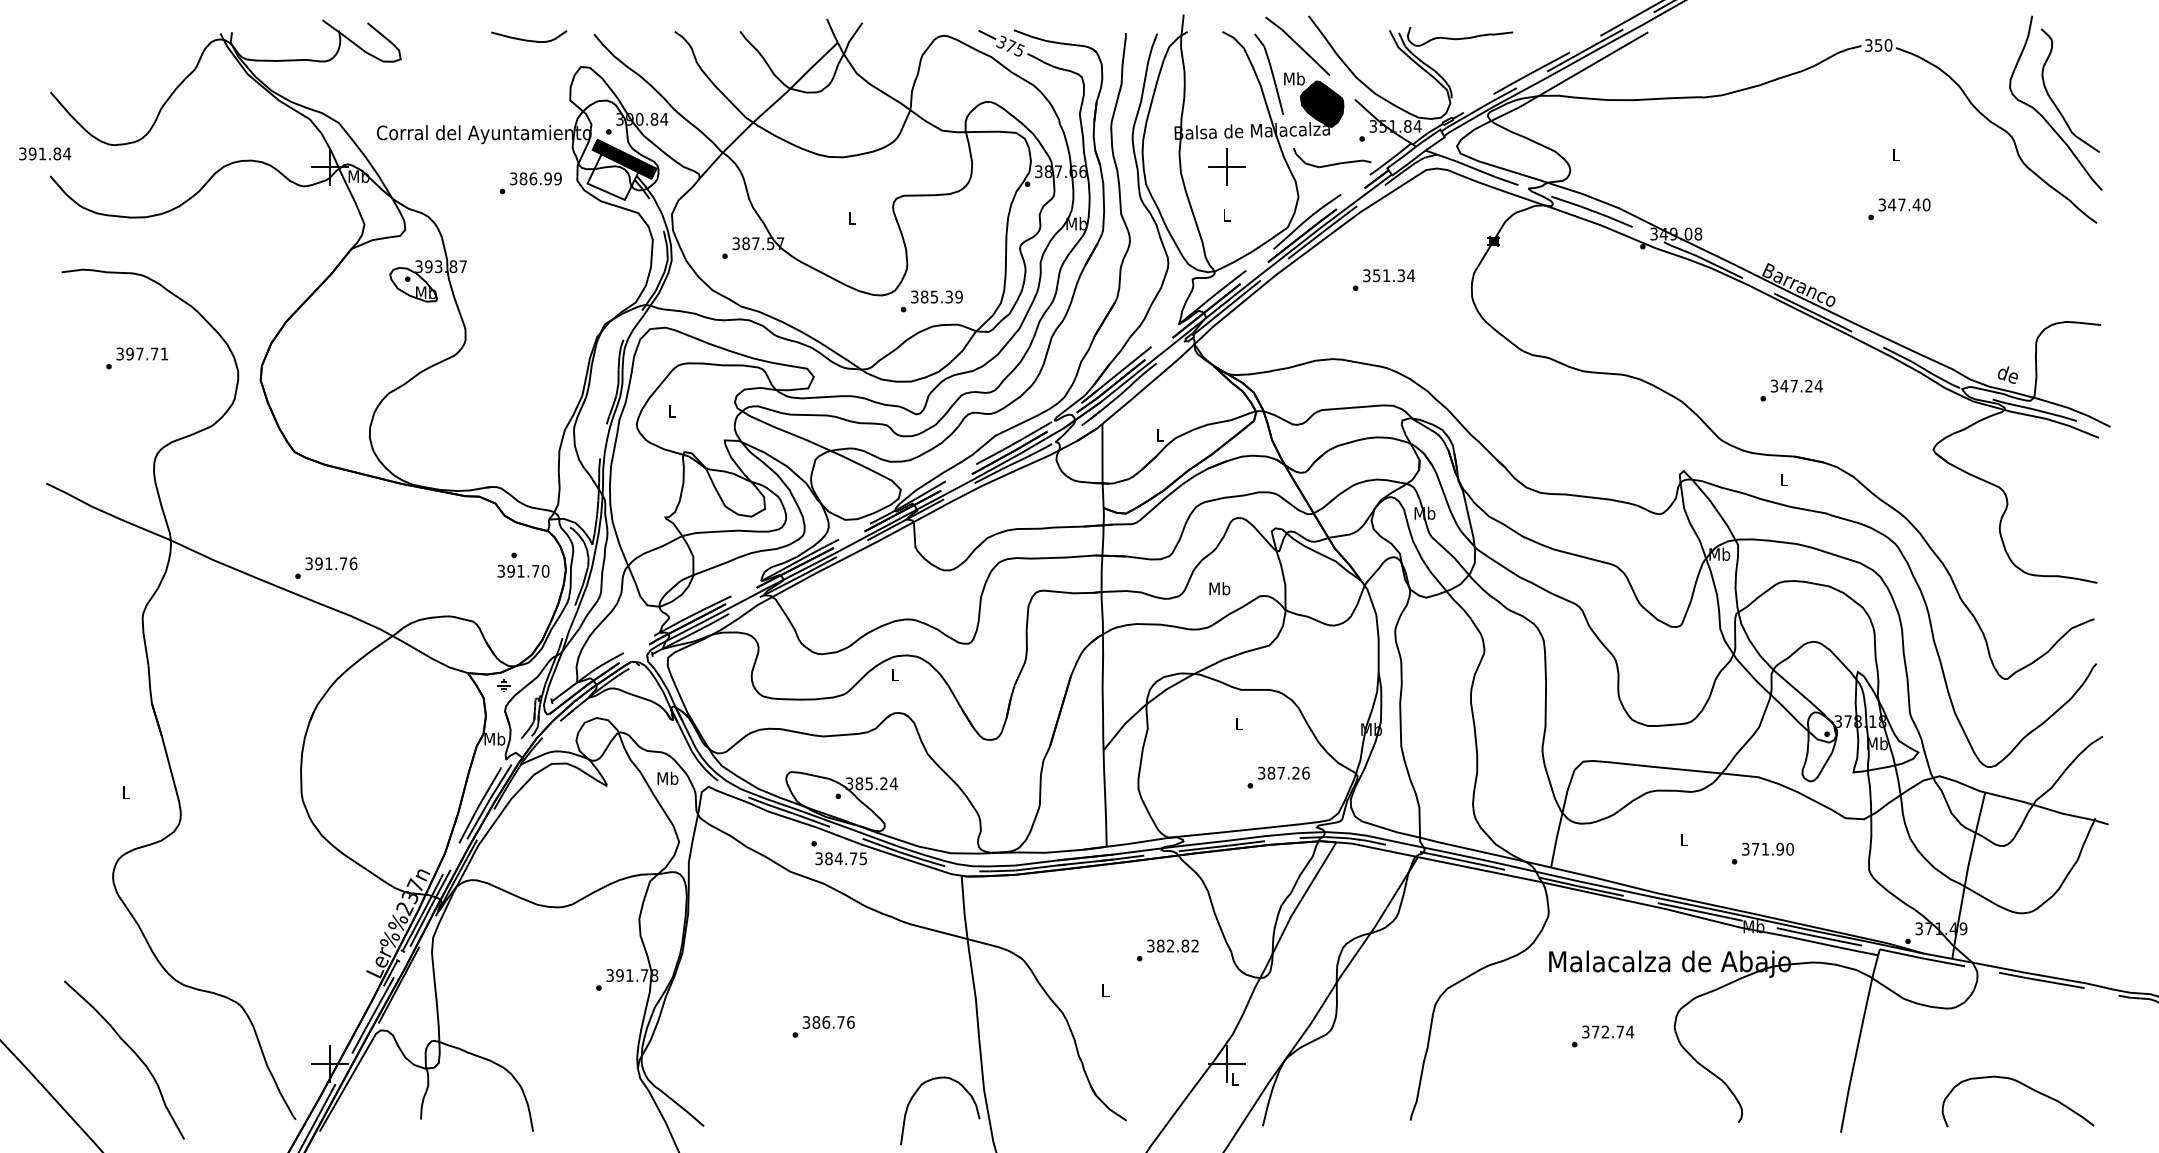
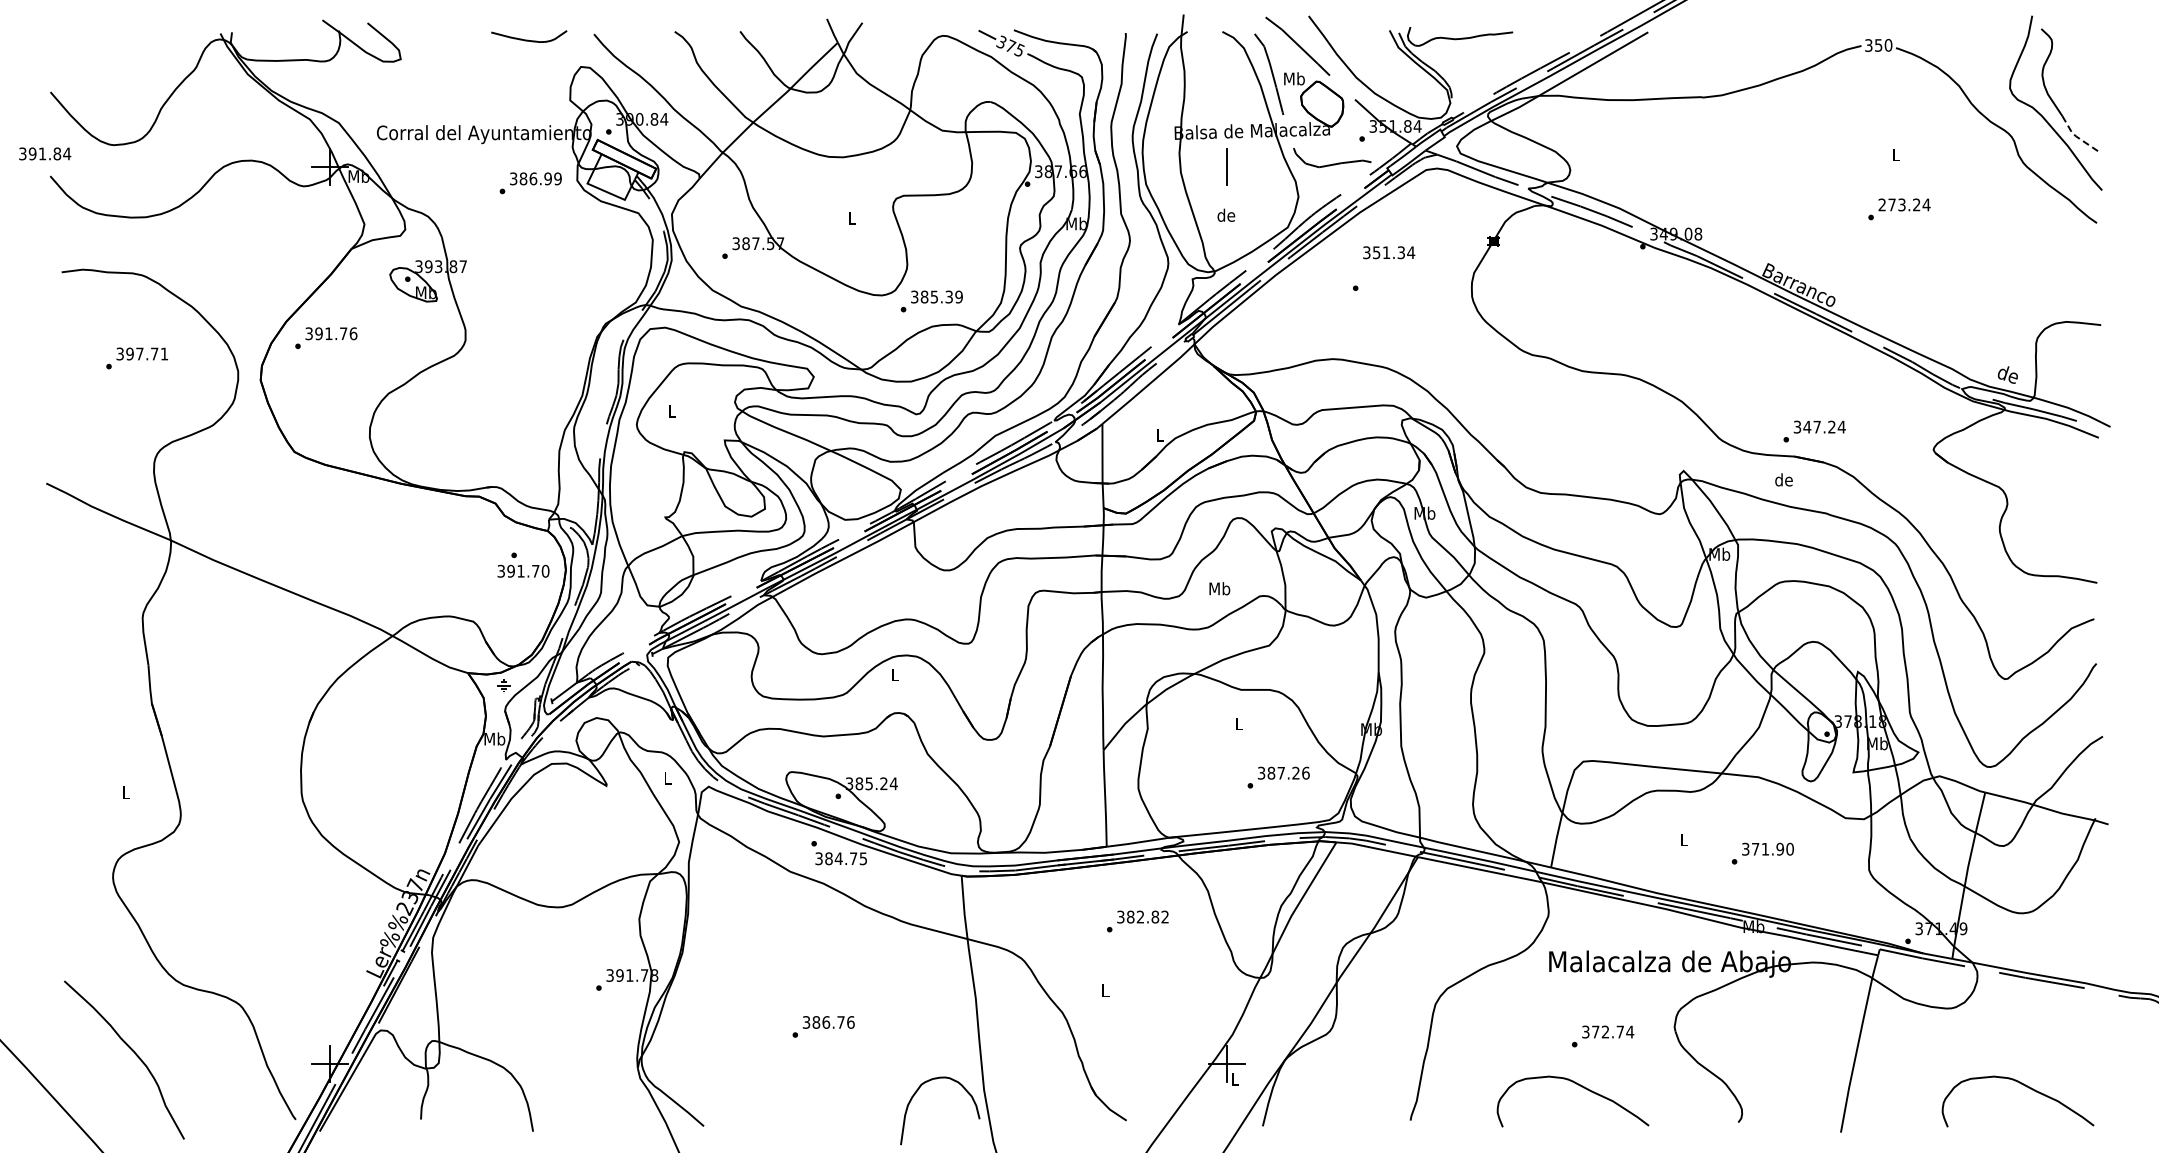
fill: present -> none (1322, 103)
line: solid -> dashed (2076, 136)
fill: present -> none (624, 159)
line: present -> none (1226, 167)
text: 347.40 -> 273.24 (1904, 204)
text: L -> de (1226, 214)
text position: (1389, 275) -> (1389, 252) (1389, 252)
text position: (1791, 390) -> (1814, 431) (1814, 431)
text: L -> de (1783, 479)
text position: (326, 567) -> (326, 337) (326, 337)
text: Mb -> L (667, 777)
text position: (1167, 950) -> (1137, 921) (1137, 921)
curve: none -> present (1581, 1087)
